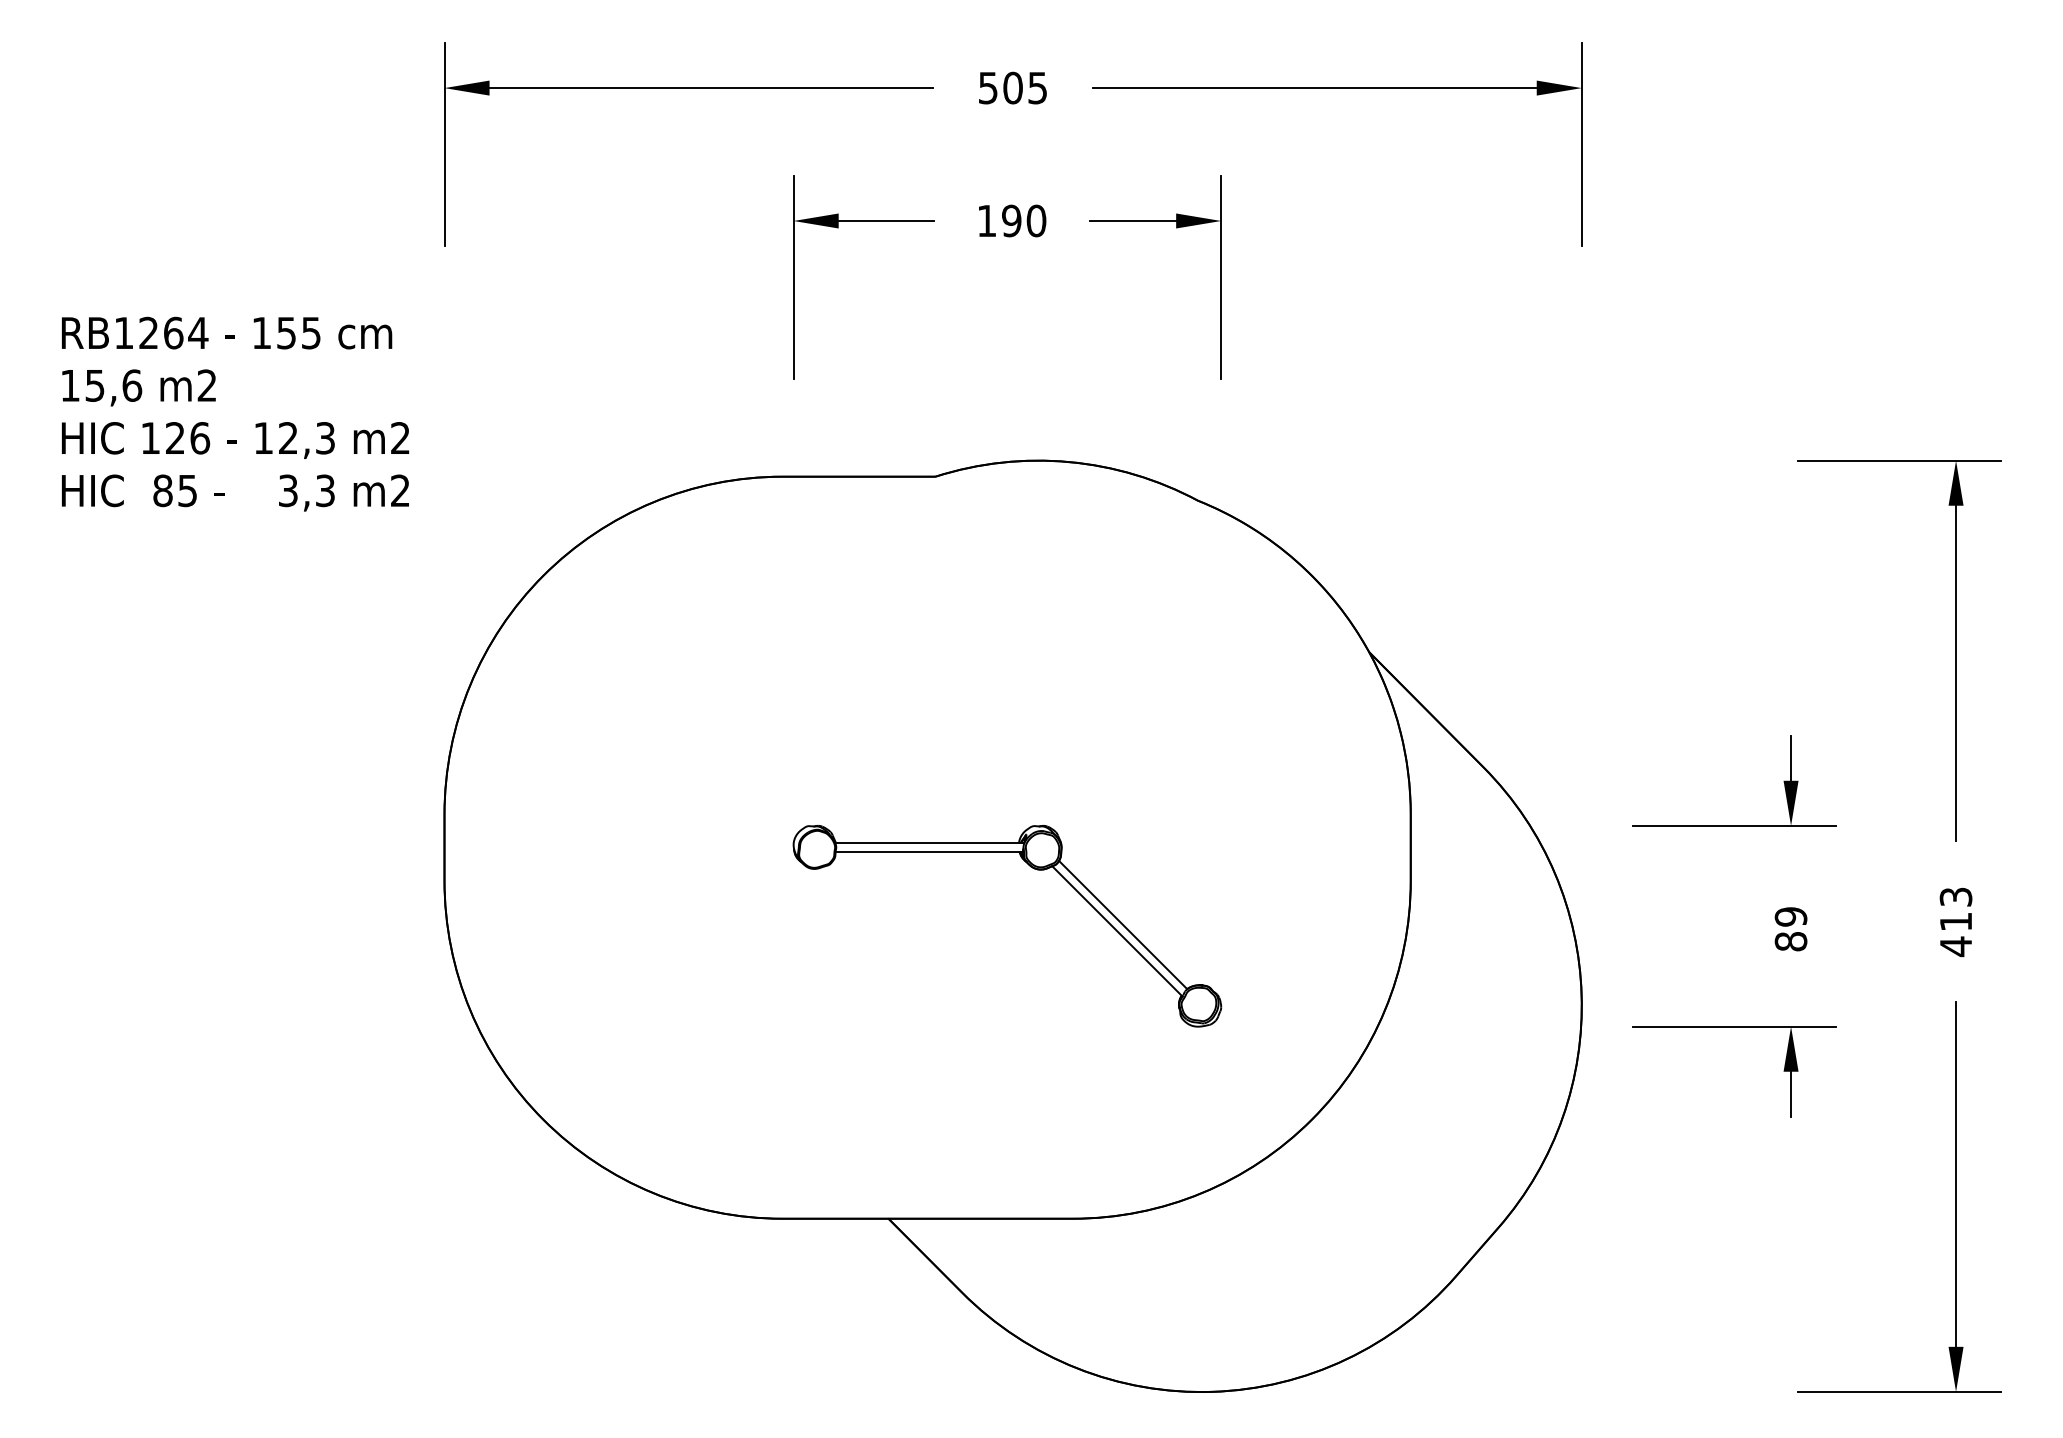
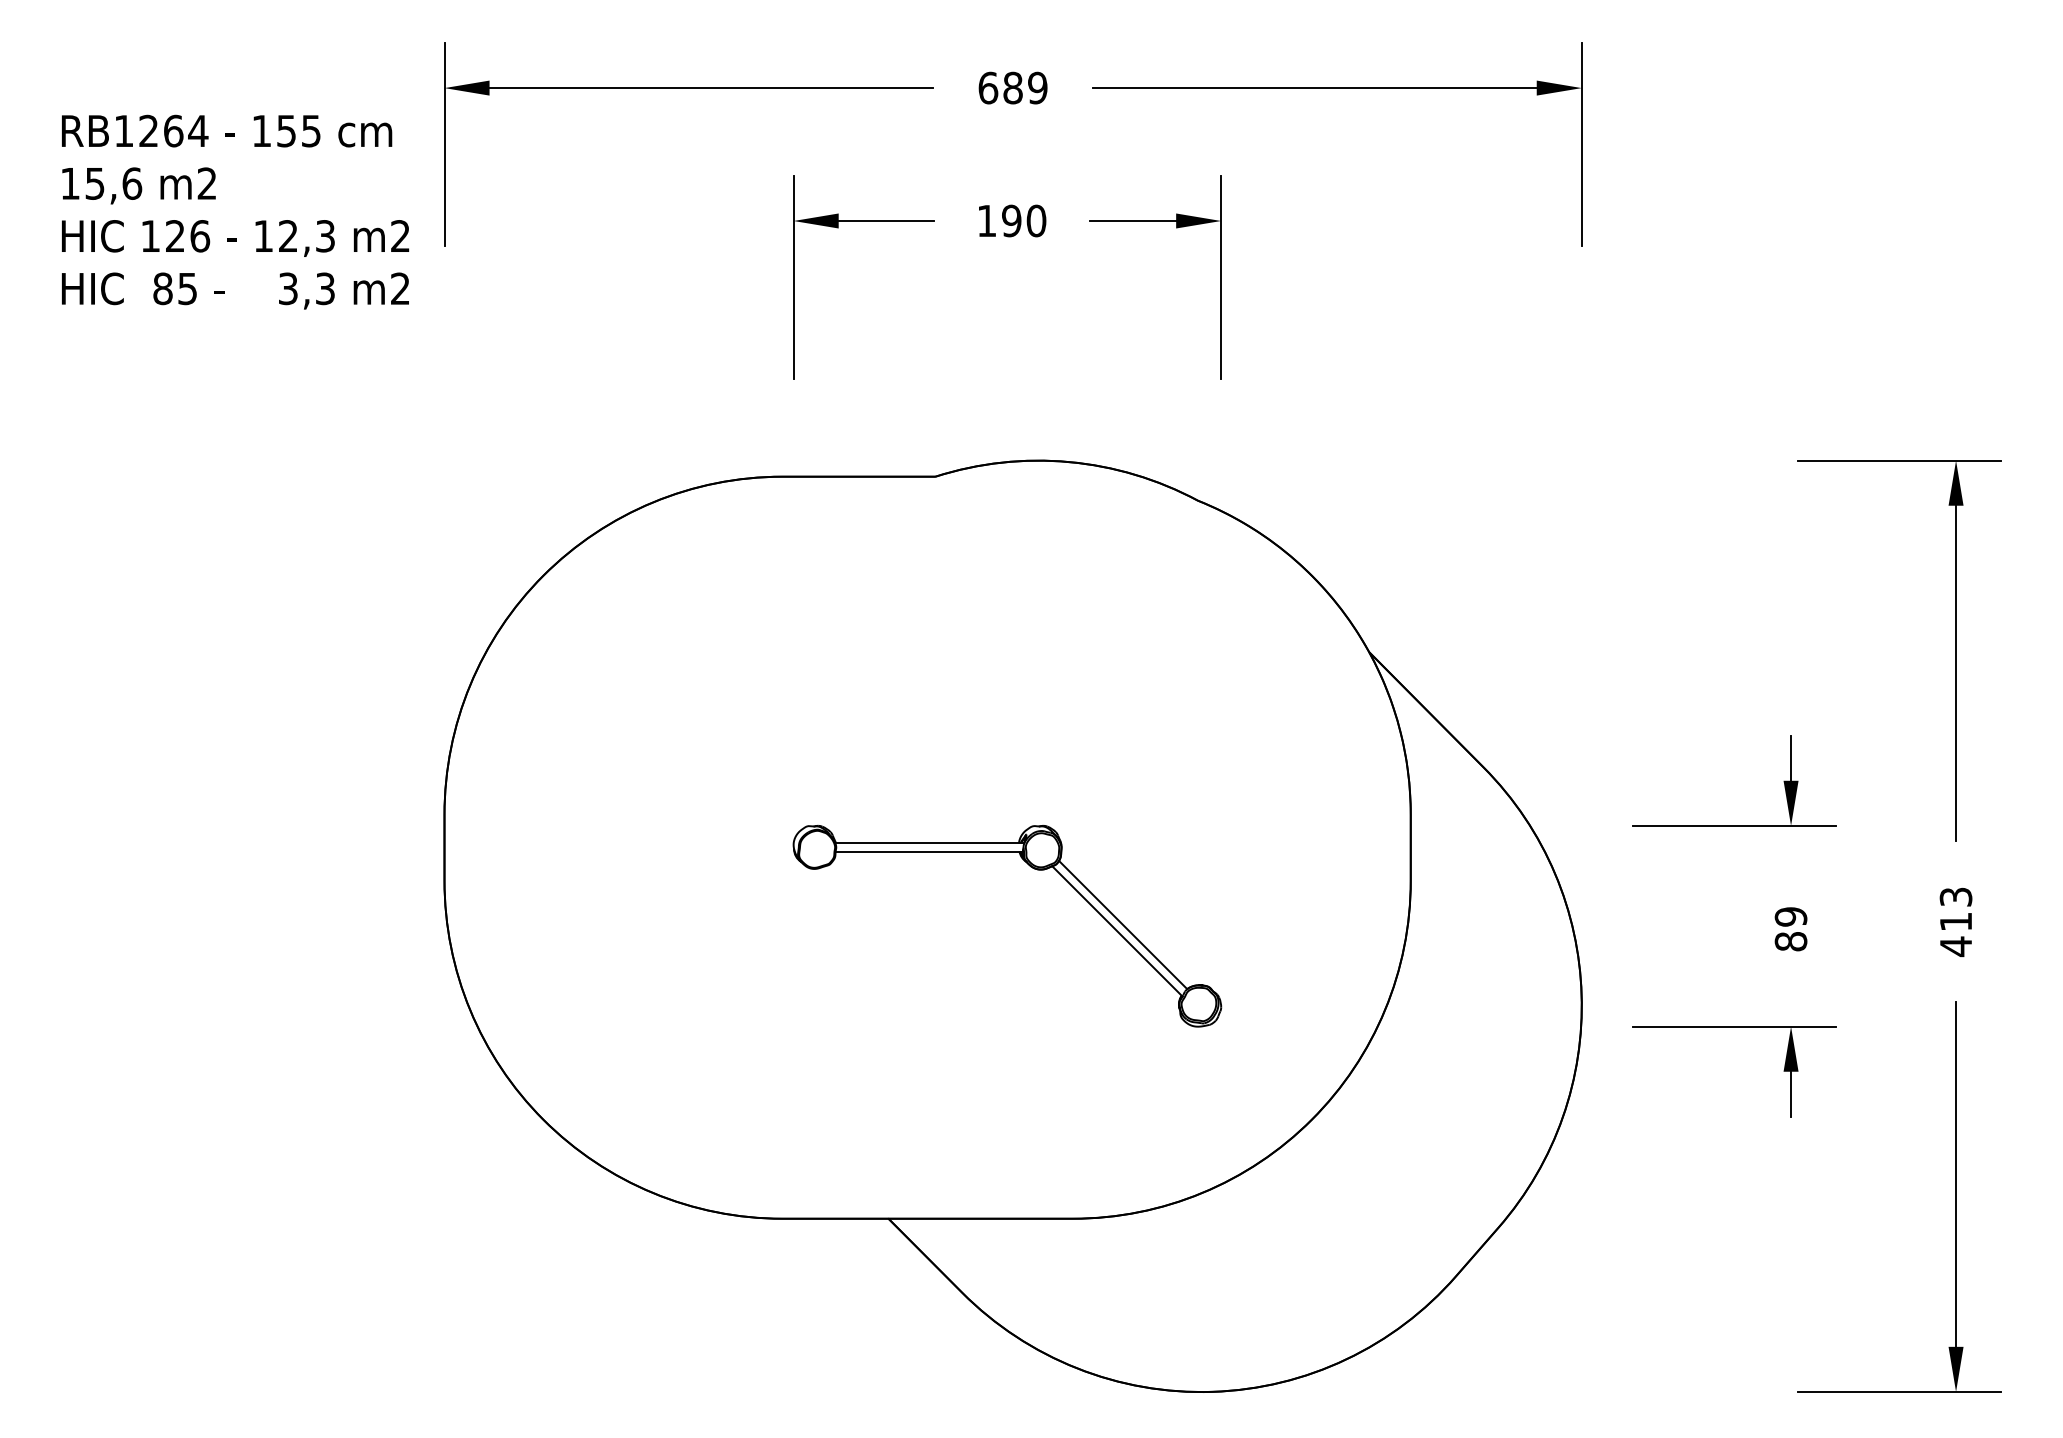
text: 505 -> 689 (1012, 87)
text position: (235, 413) -> (235, 211) (235, 211)
